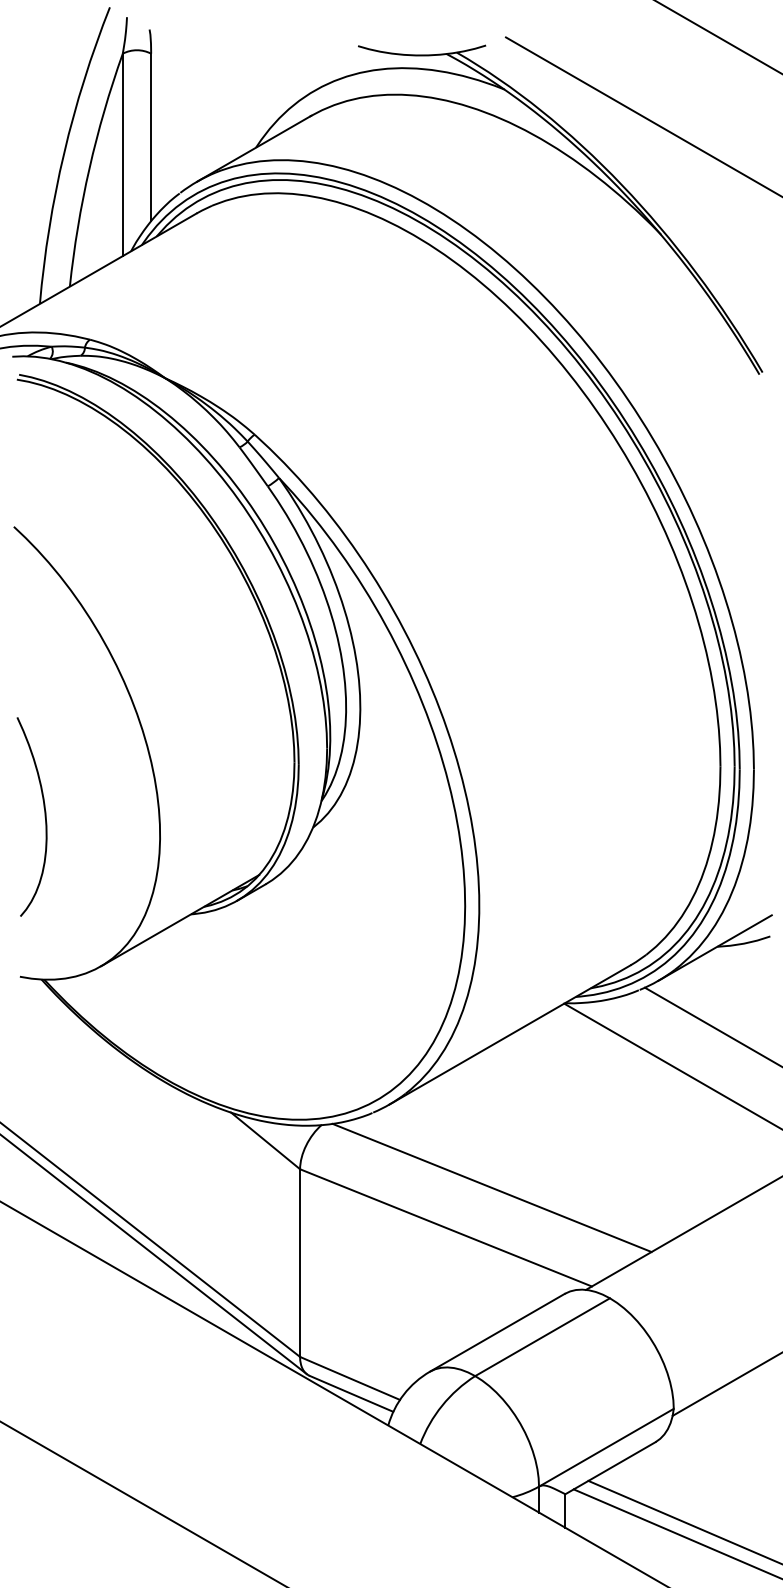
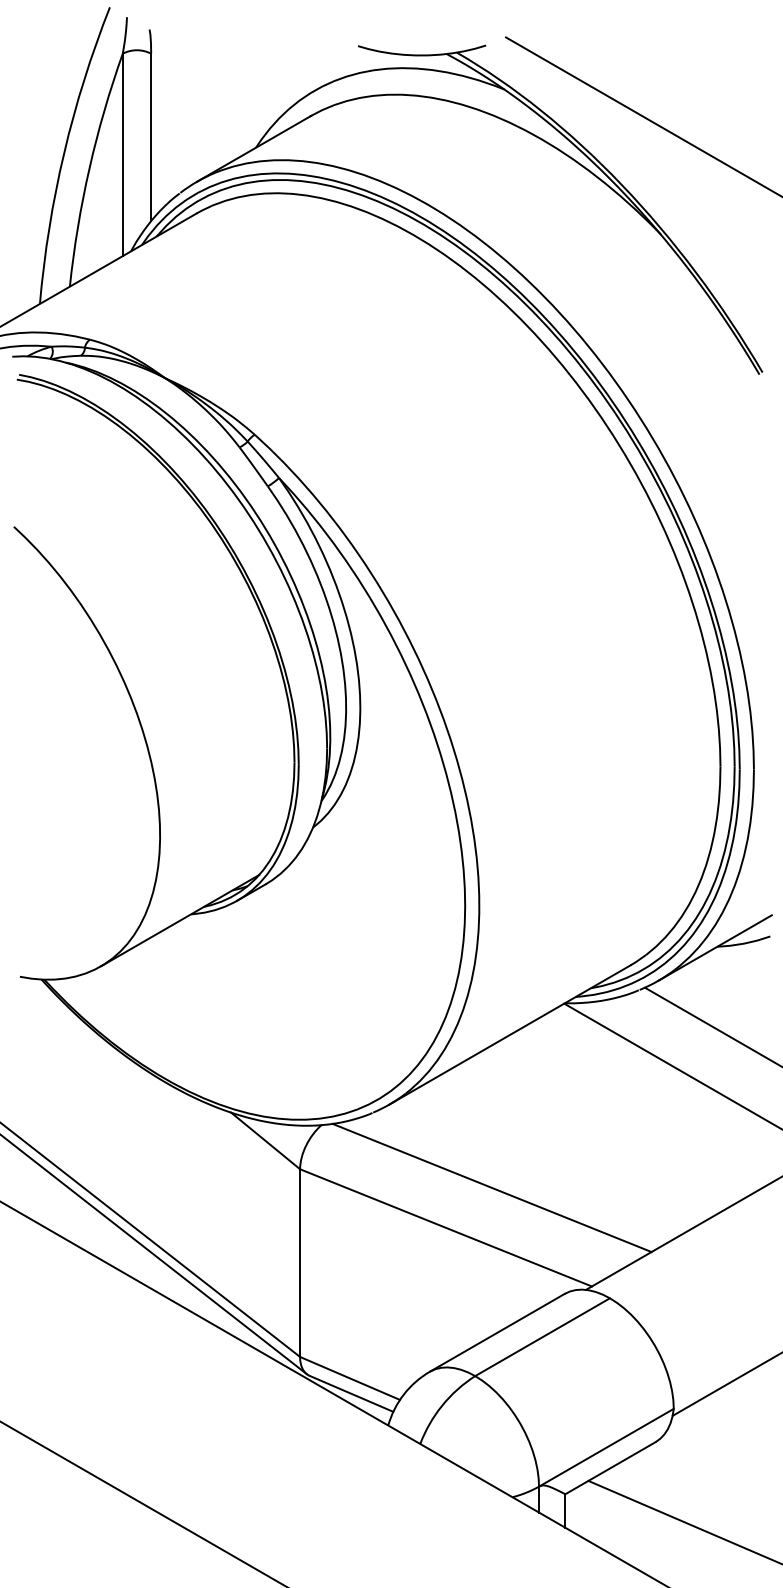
line: present -> none (718, 37)
curve: present -> none (44, 816)
line: present -> none (676, 1533)
